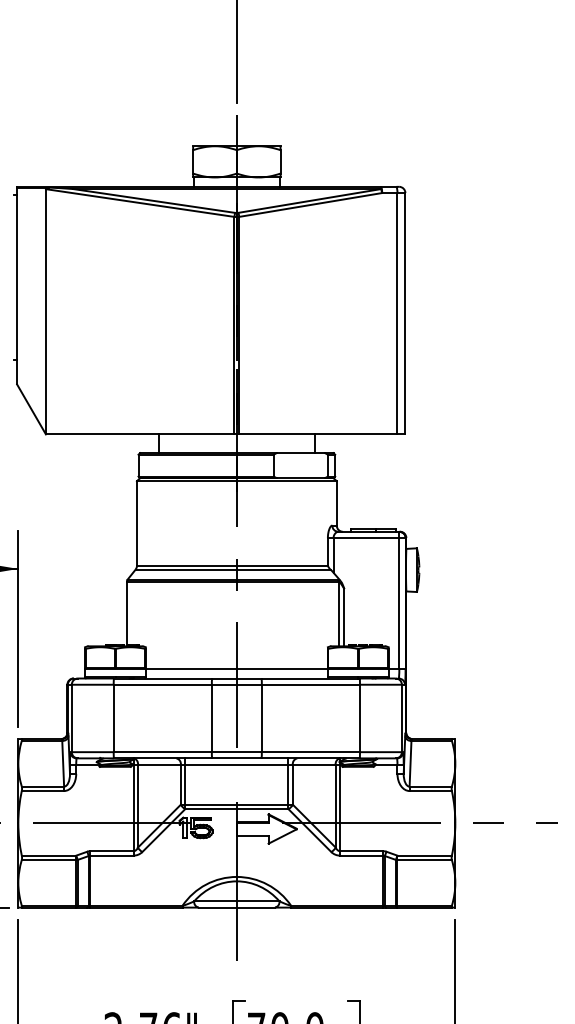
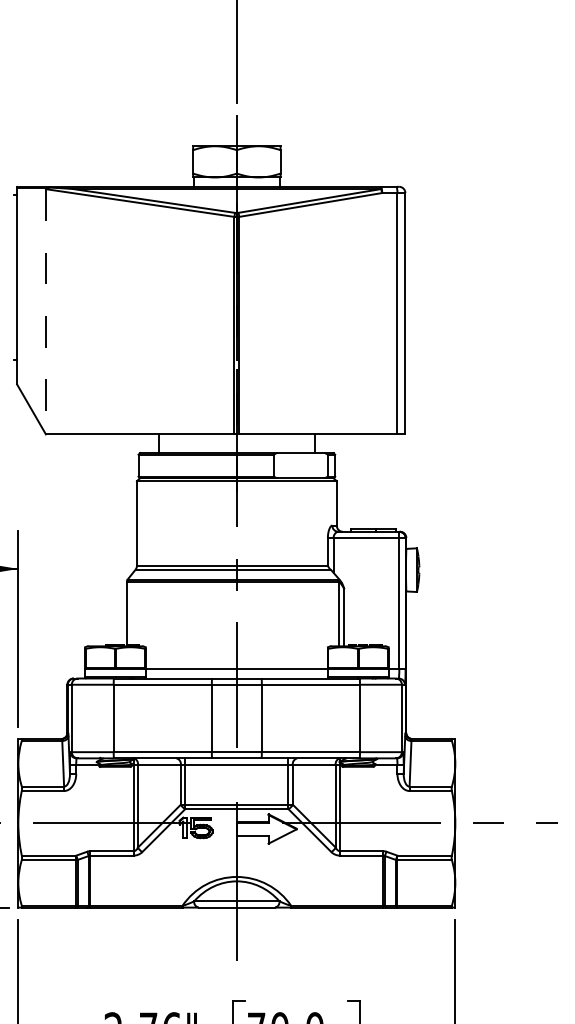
line: solid -> dashed (45, 311)
